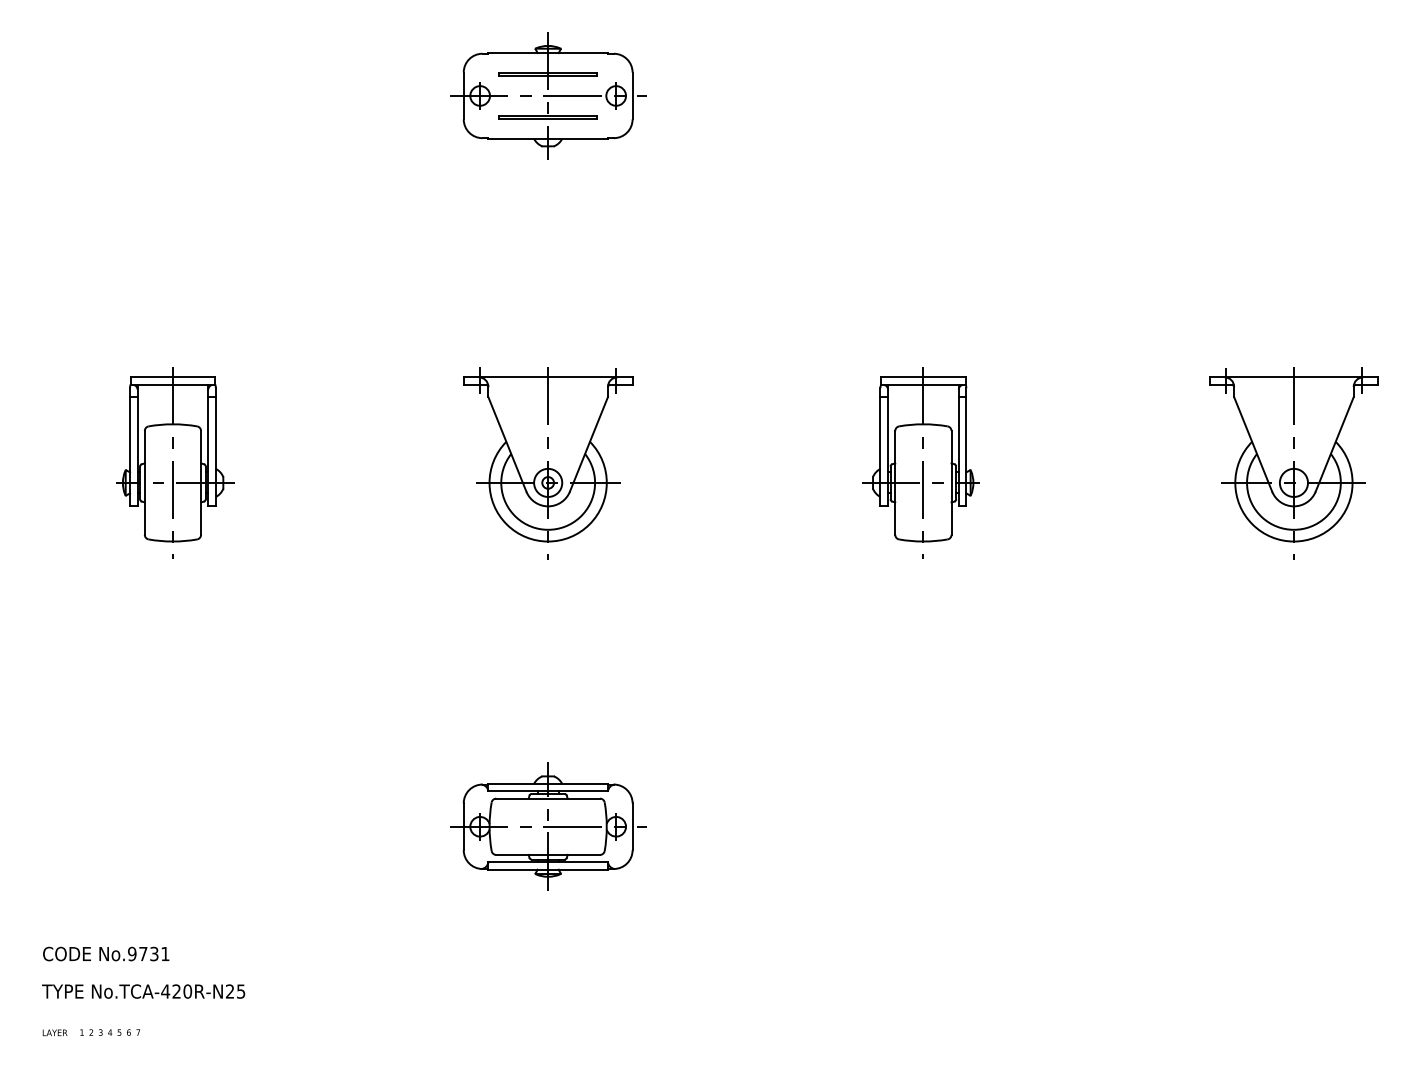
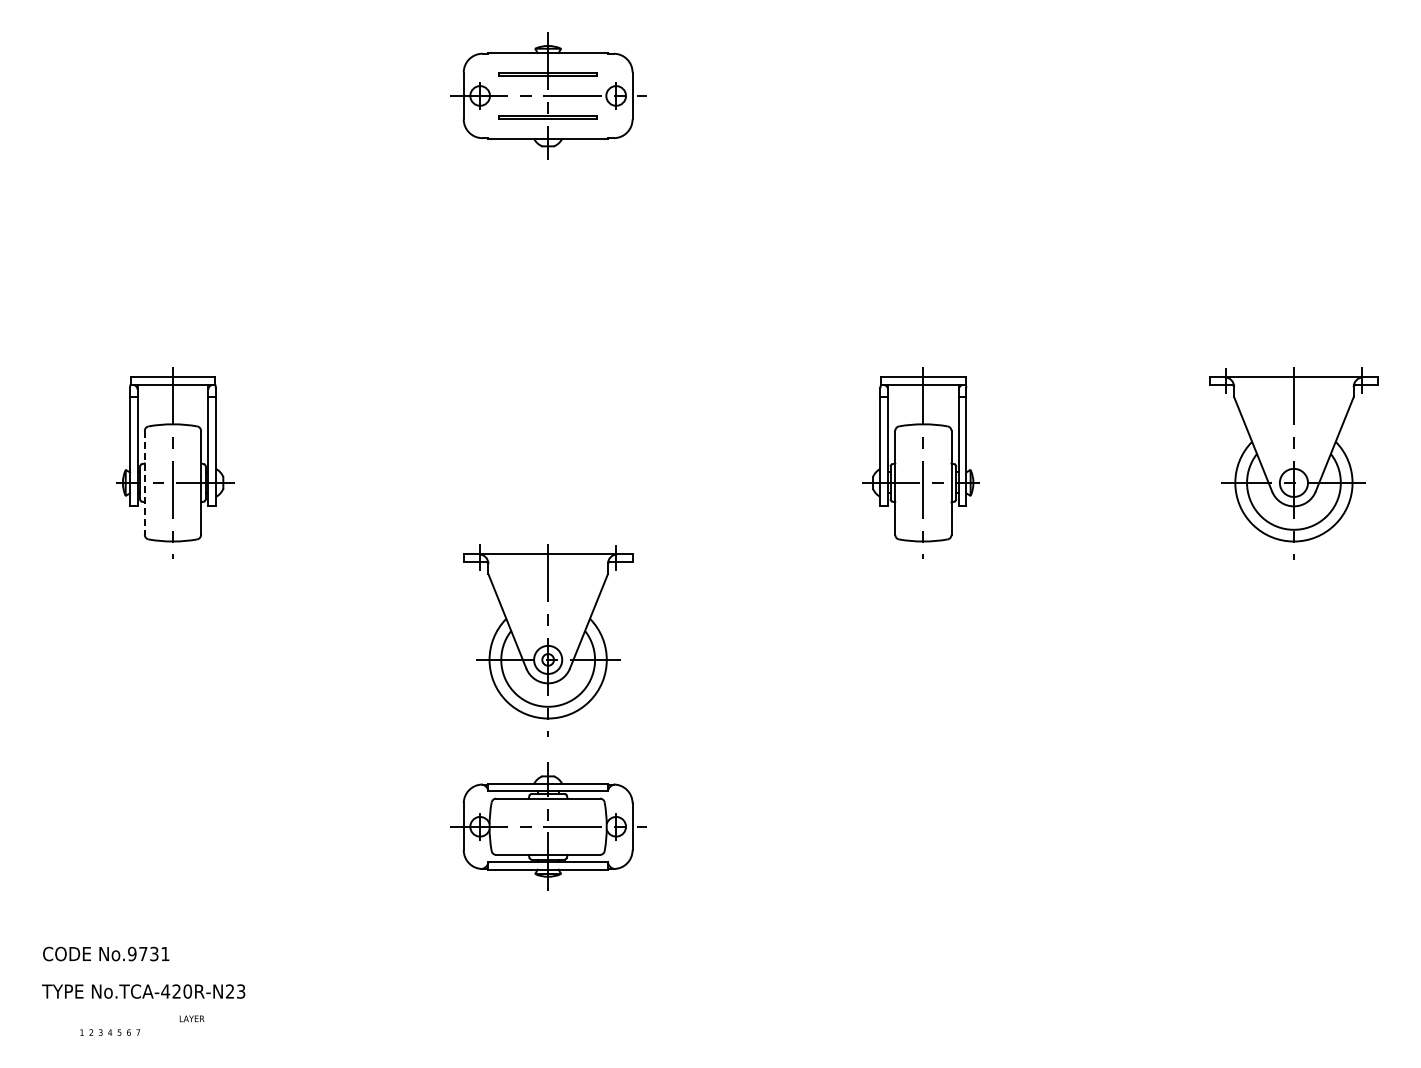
part position: (548, 463) -> (548, 640) (548, 640)
line: solid -> dashed (144, 482)
text: No.TCA-420R-N25 -> No.TCA-420R-N23 (241, 990)
text position: (54, 1032) -> (191, 1018) (191, 1018)
